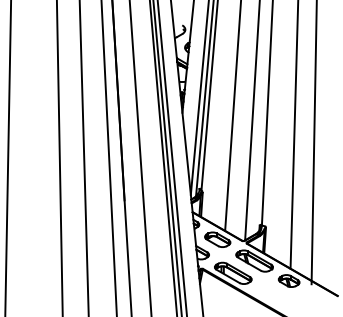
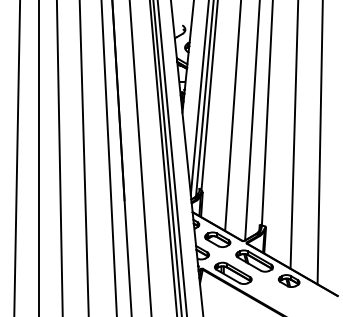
line position: (313, 143) -> (319, 143) (319, 143)
line position: (8, 157) -> (17, 157) (17, 157)
line: none -> present (38, 157)
